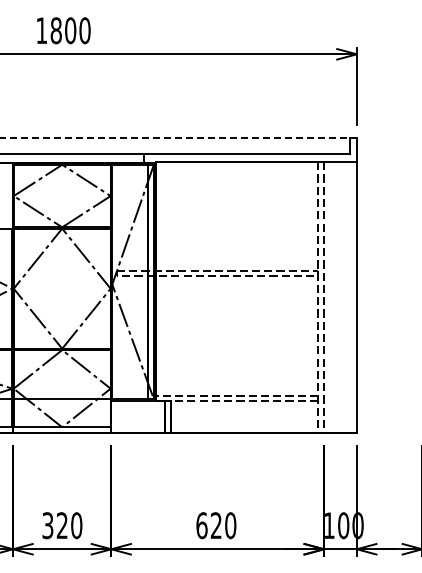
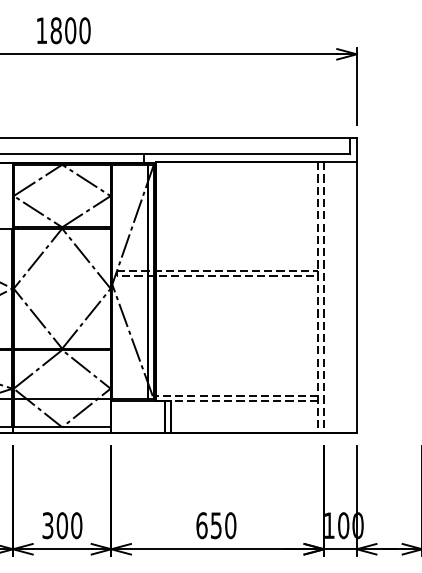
line: dashed -> solid (179, 137)
text: 320 -> 300 (62, 525)
text: 620 -> 650 (215, 525)
